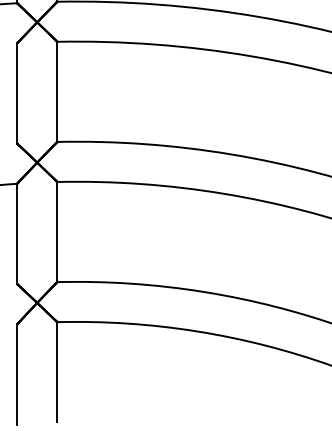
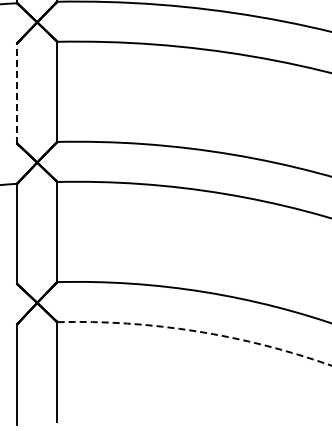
line: solid -> dashed (17, 93)
arc: solid -> dashed (196, 331)
